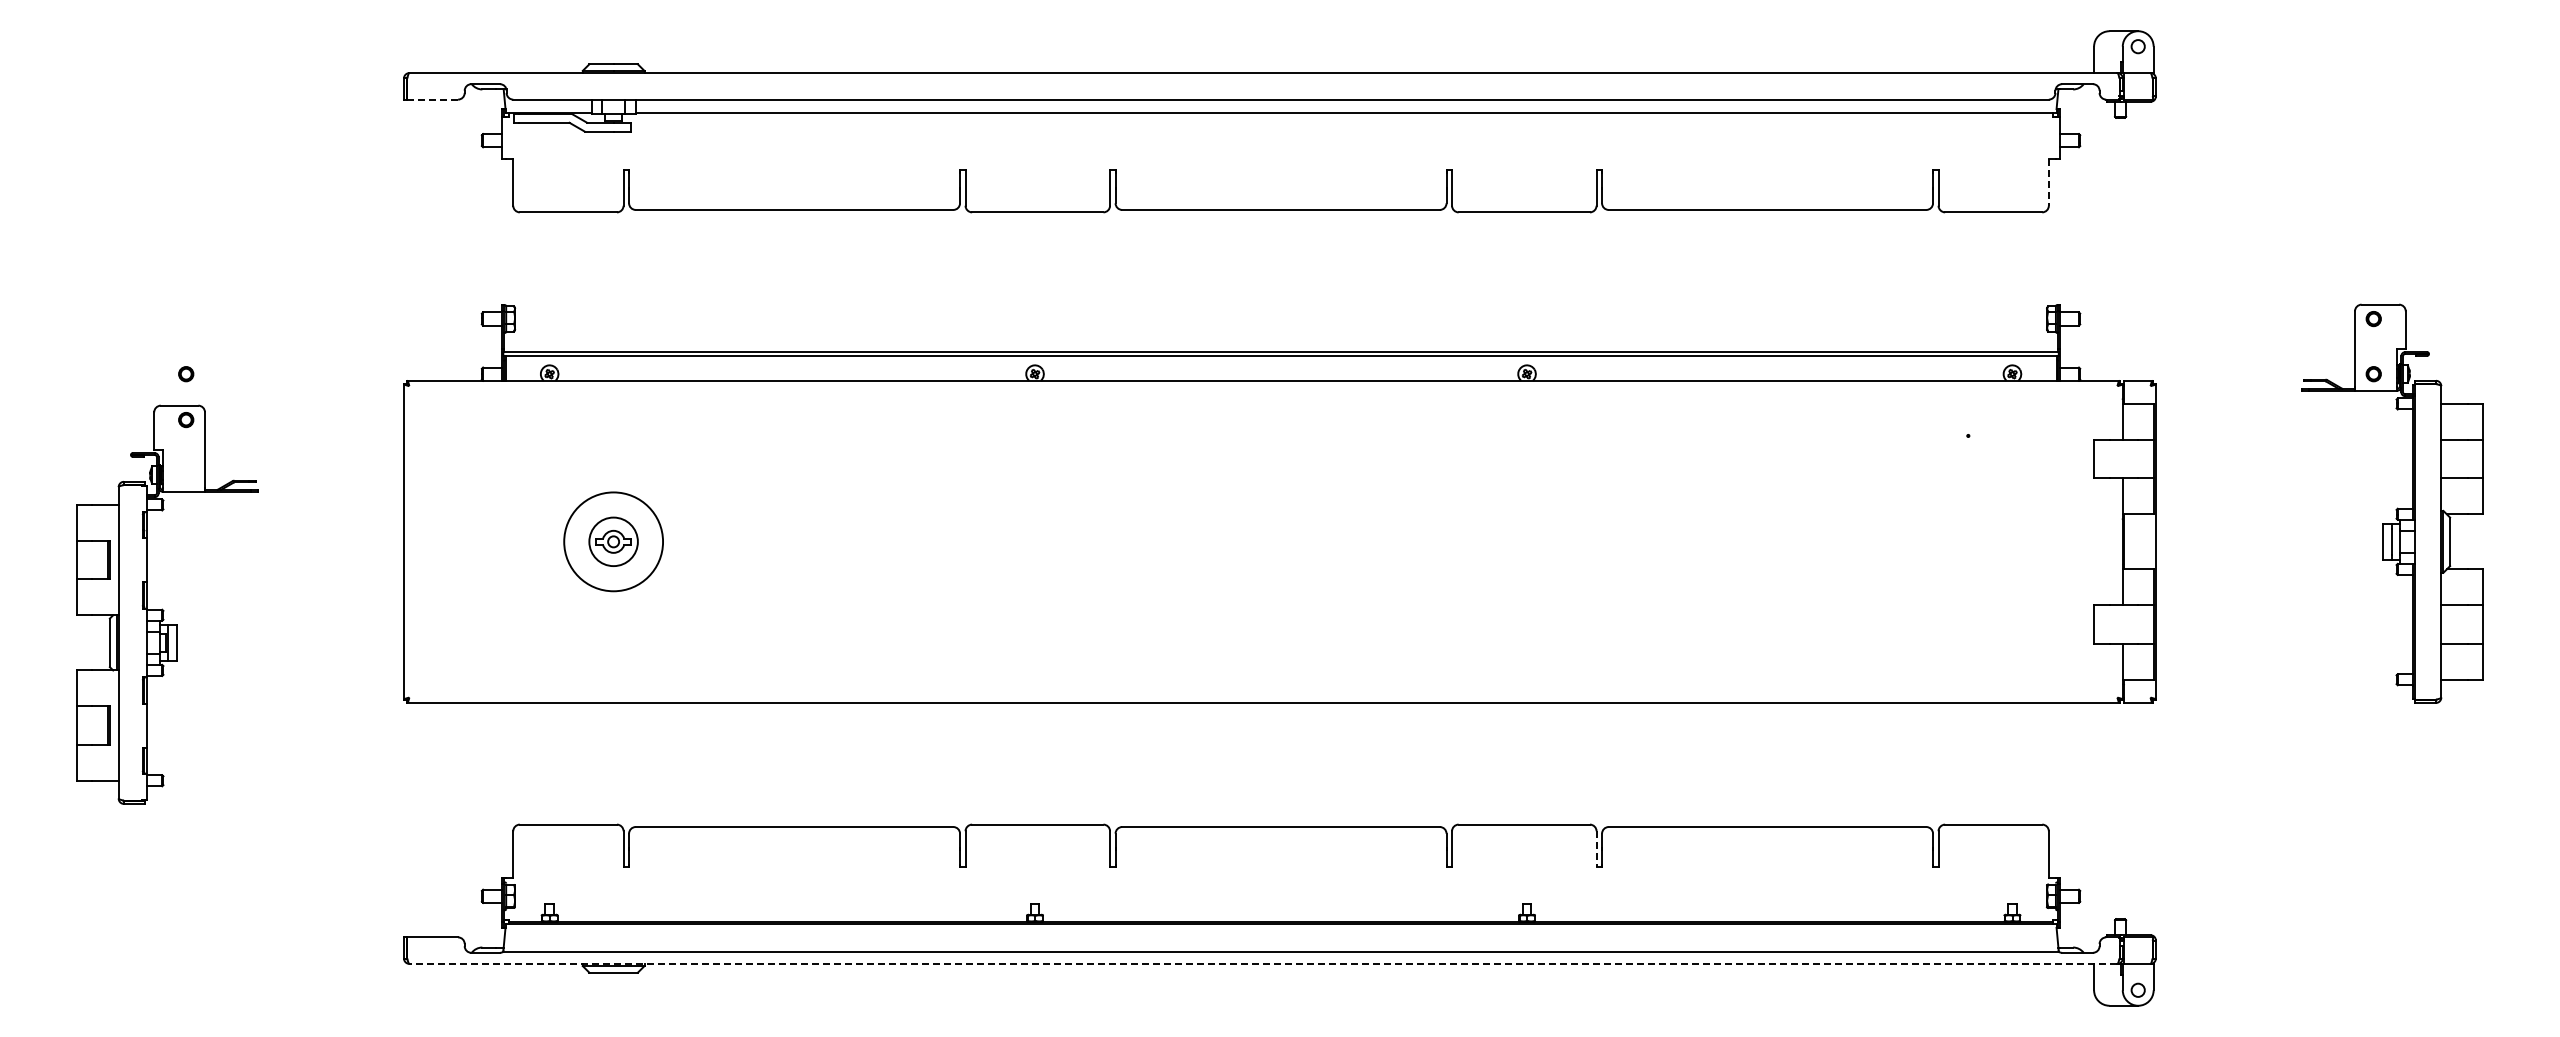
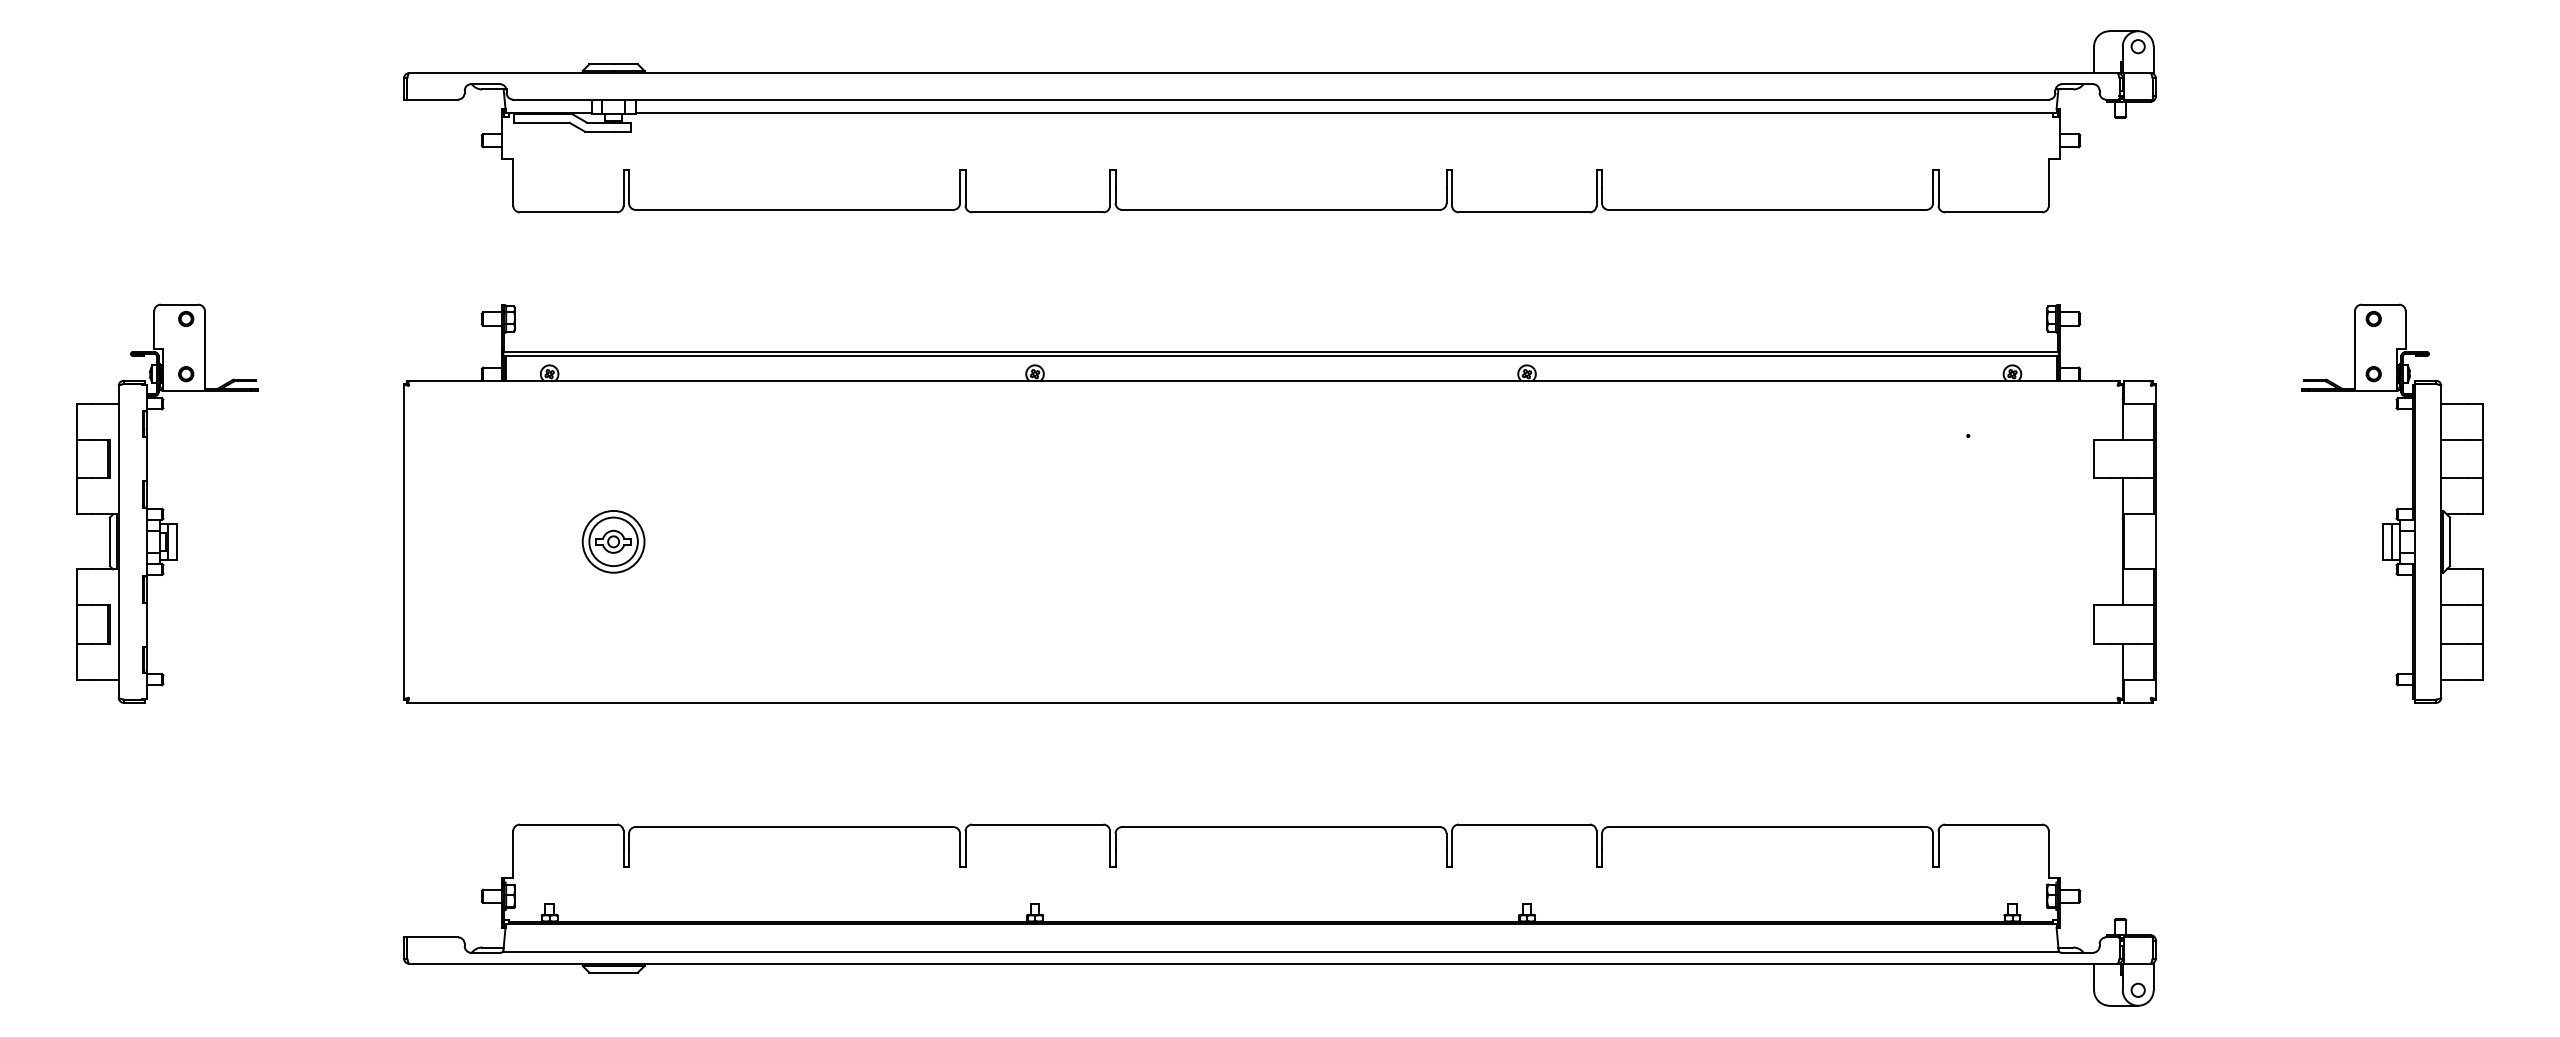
line: dashed -> solid (433, 99)
line: dashed -> solid (2048, 183)
circle diameter: 99 px -> 62 px (613, 541)
part position: (162, 608) -> (162, 507) (162, 507)
line: dashed -> solid (1596, 849)
line: dashed -> solid (1262, 963)
